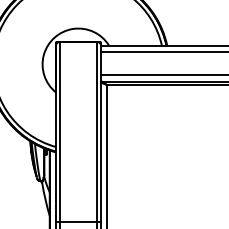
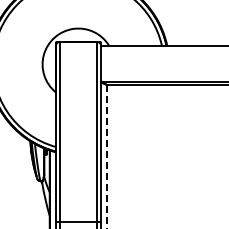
line: present -> none (162, 51)
line: present -> none (162, 75)
line: solid -> dashed (107, 157)
